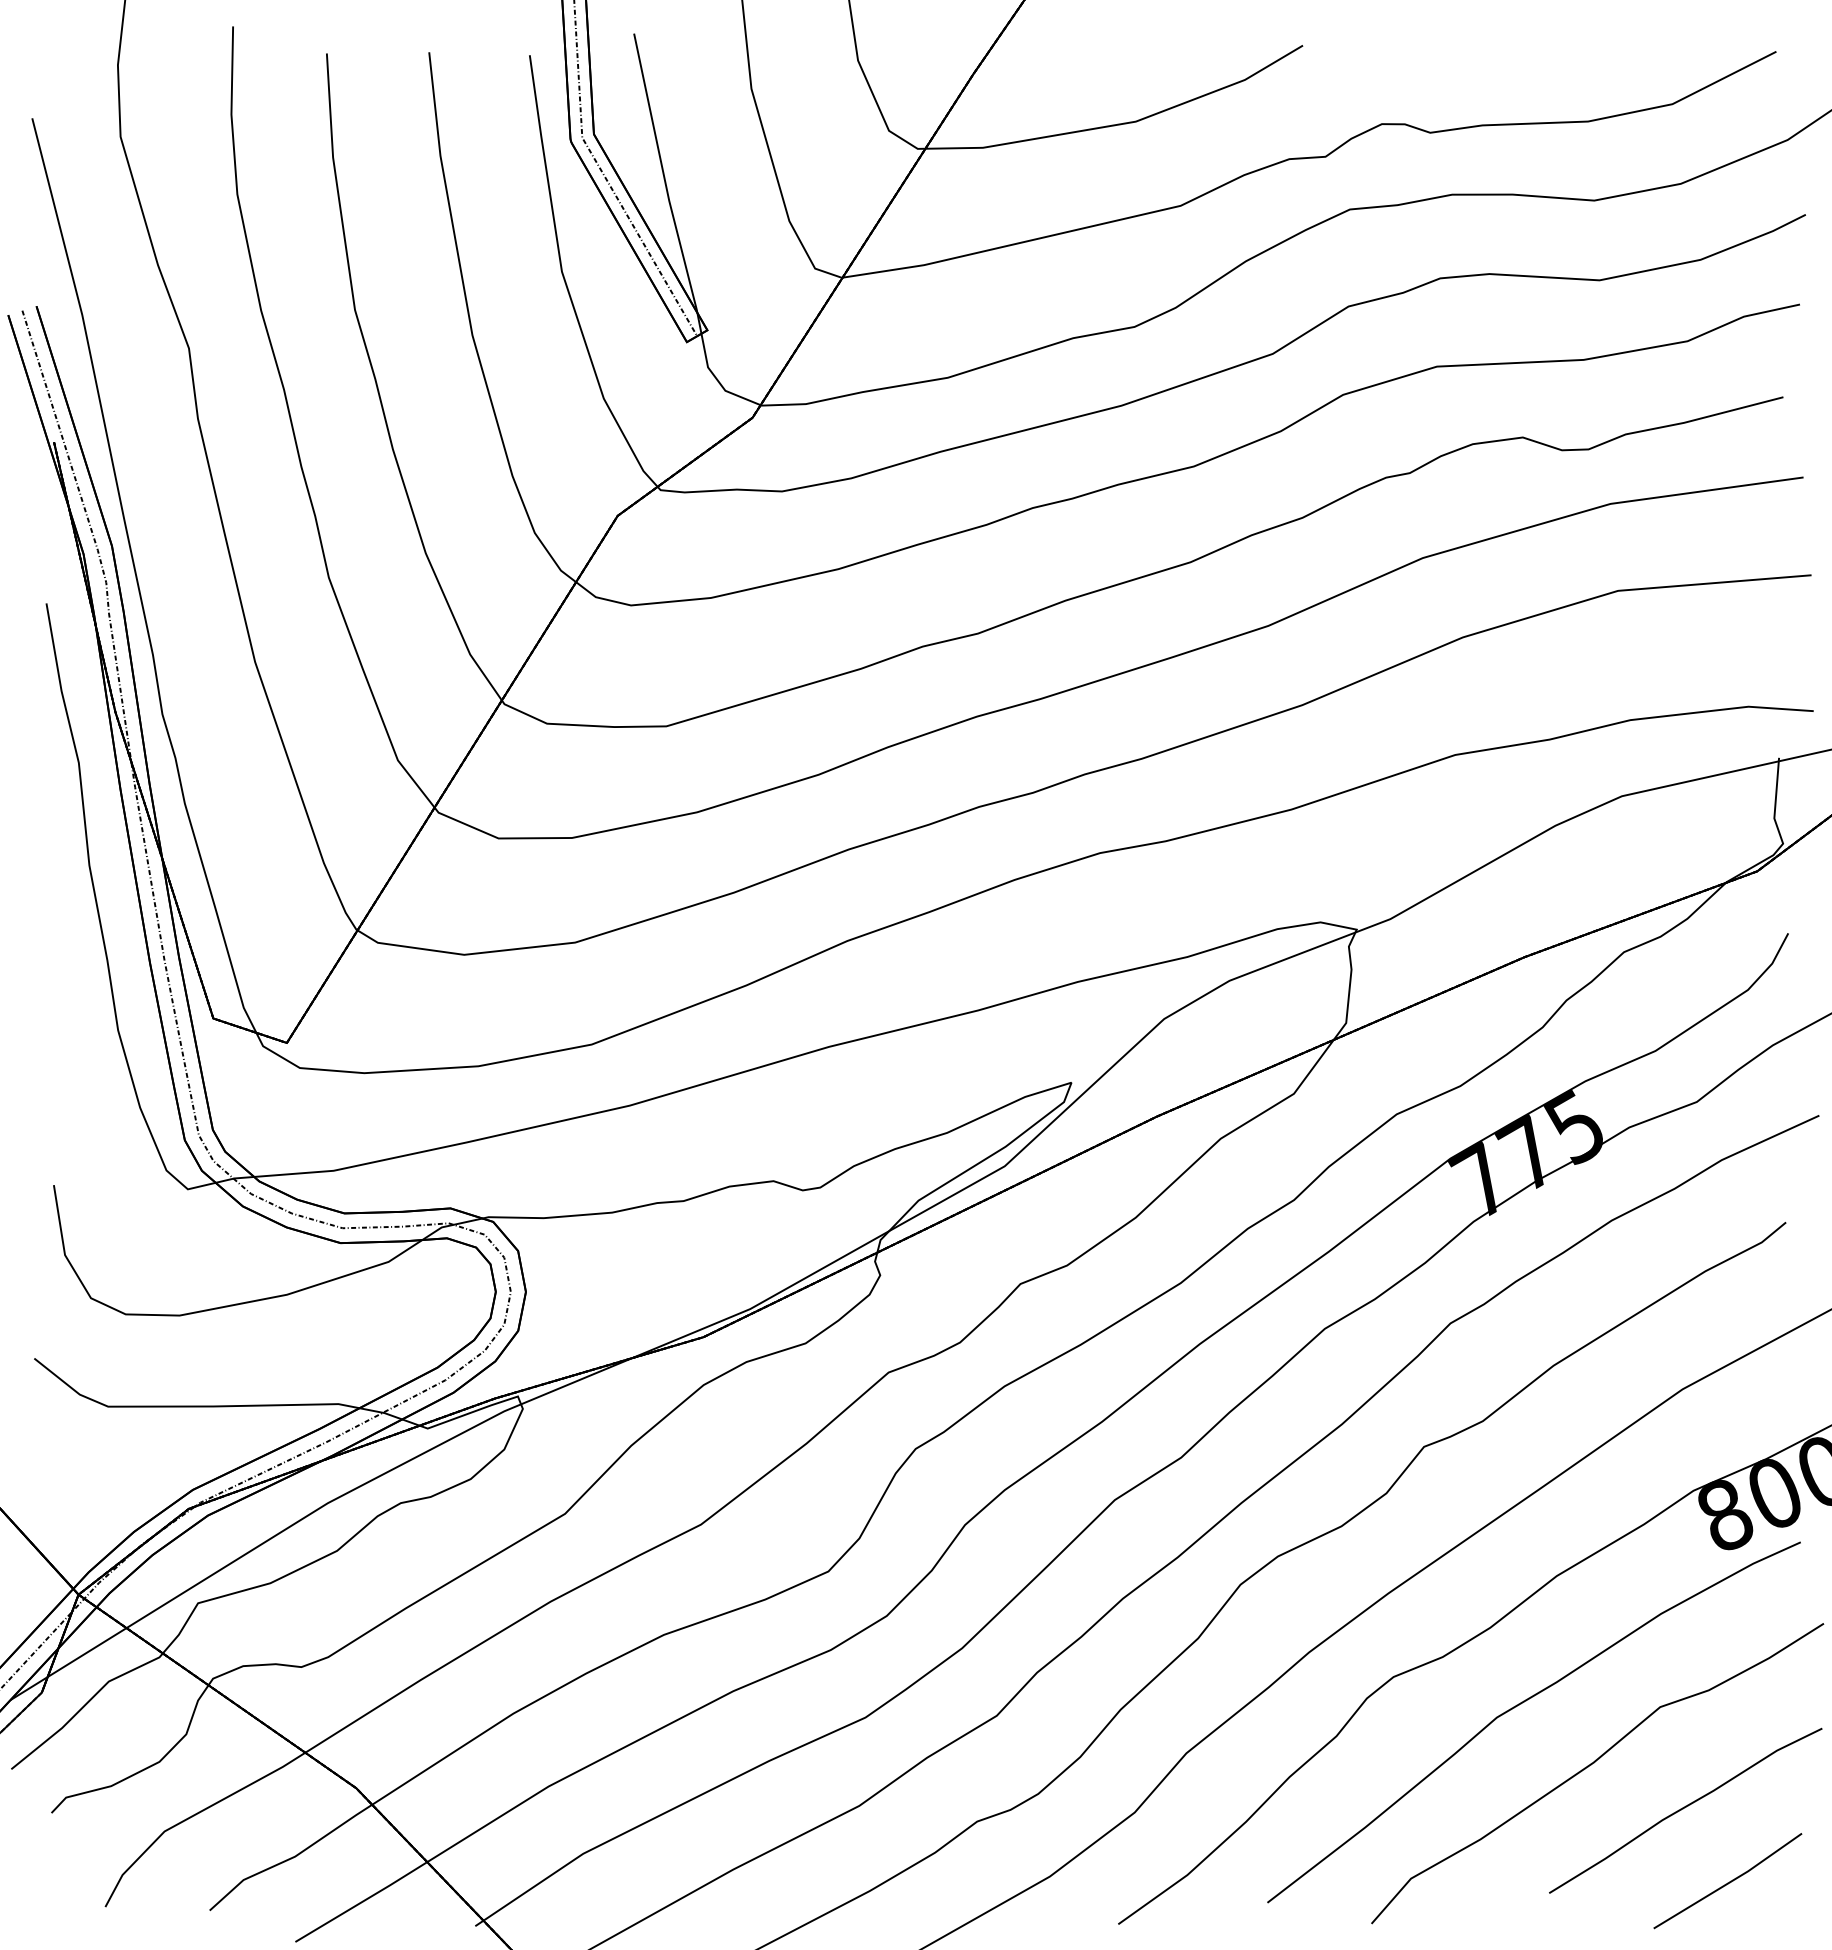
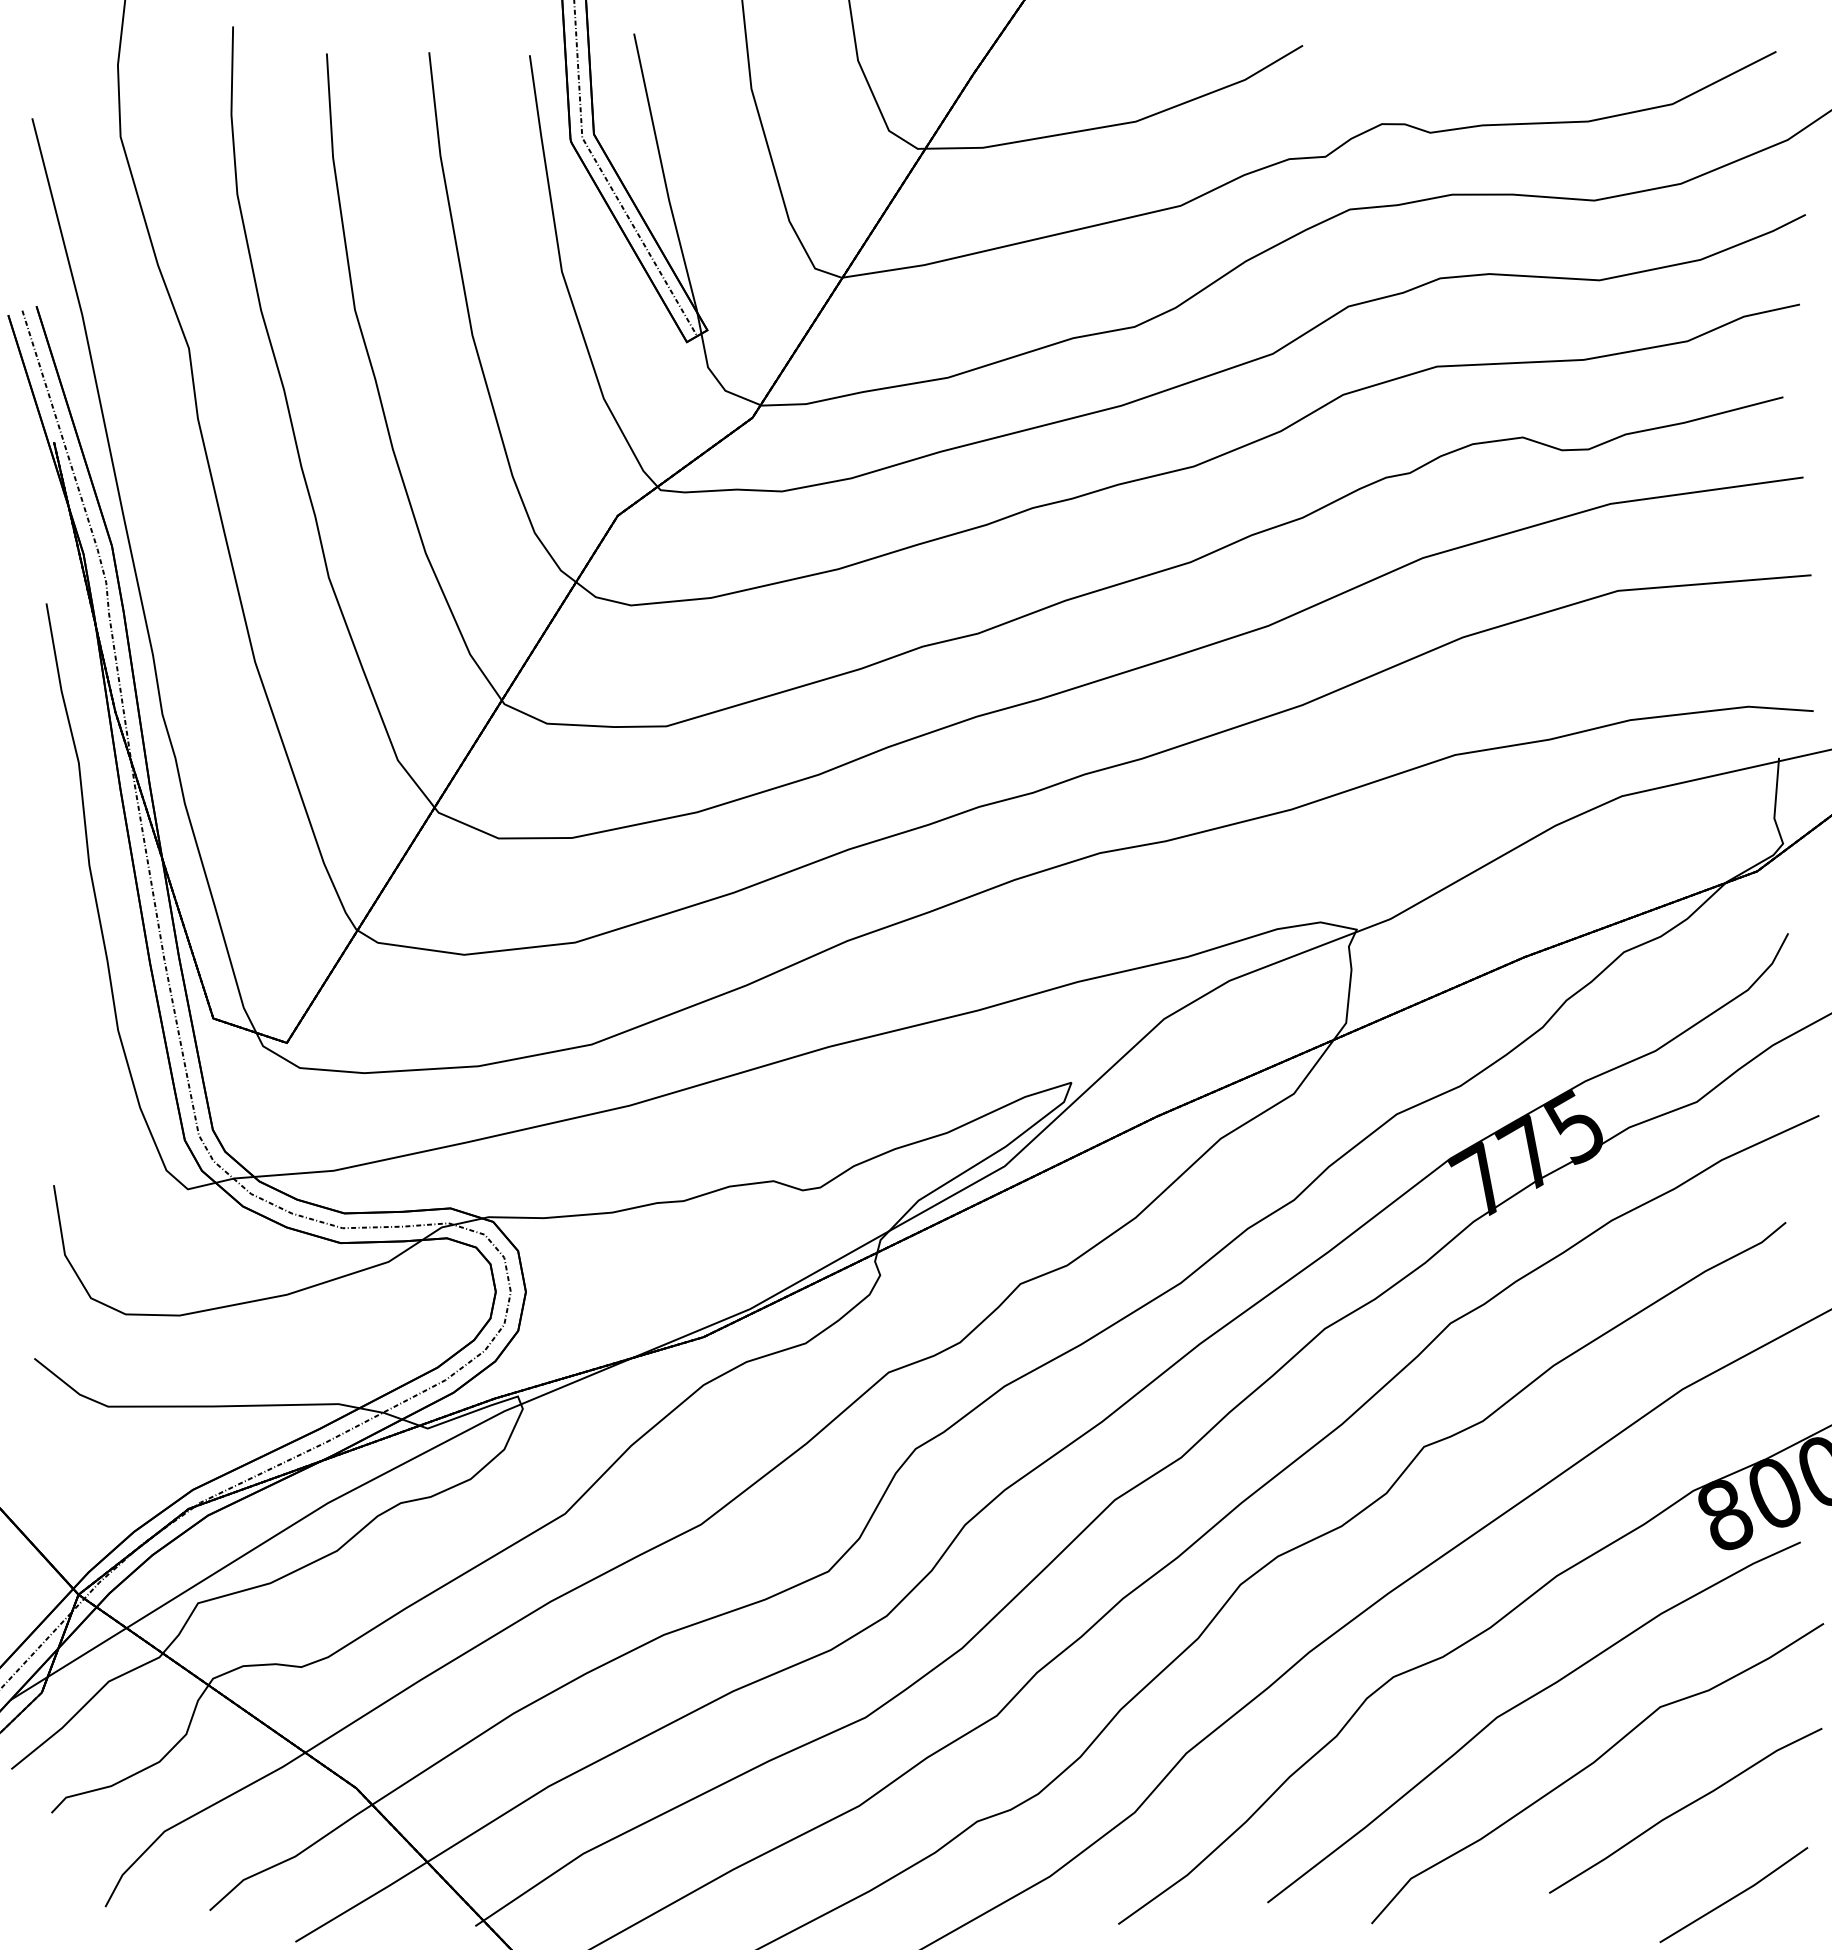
part position: (1727, 1881) -> (1733, 1895) (1733, 1895)
